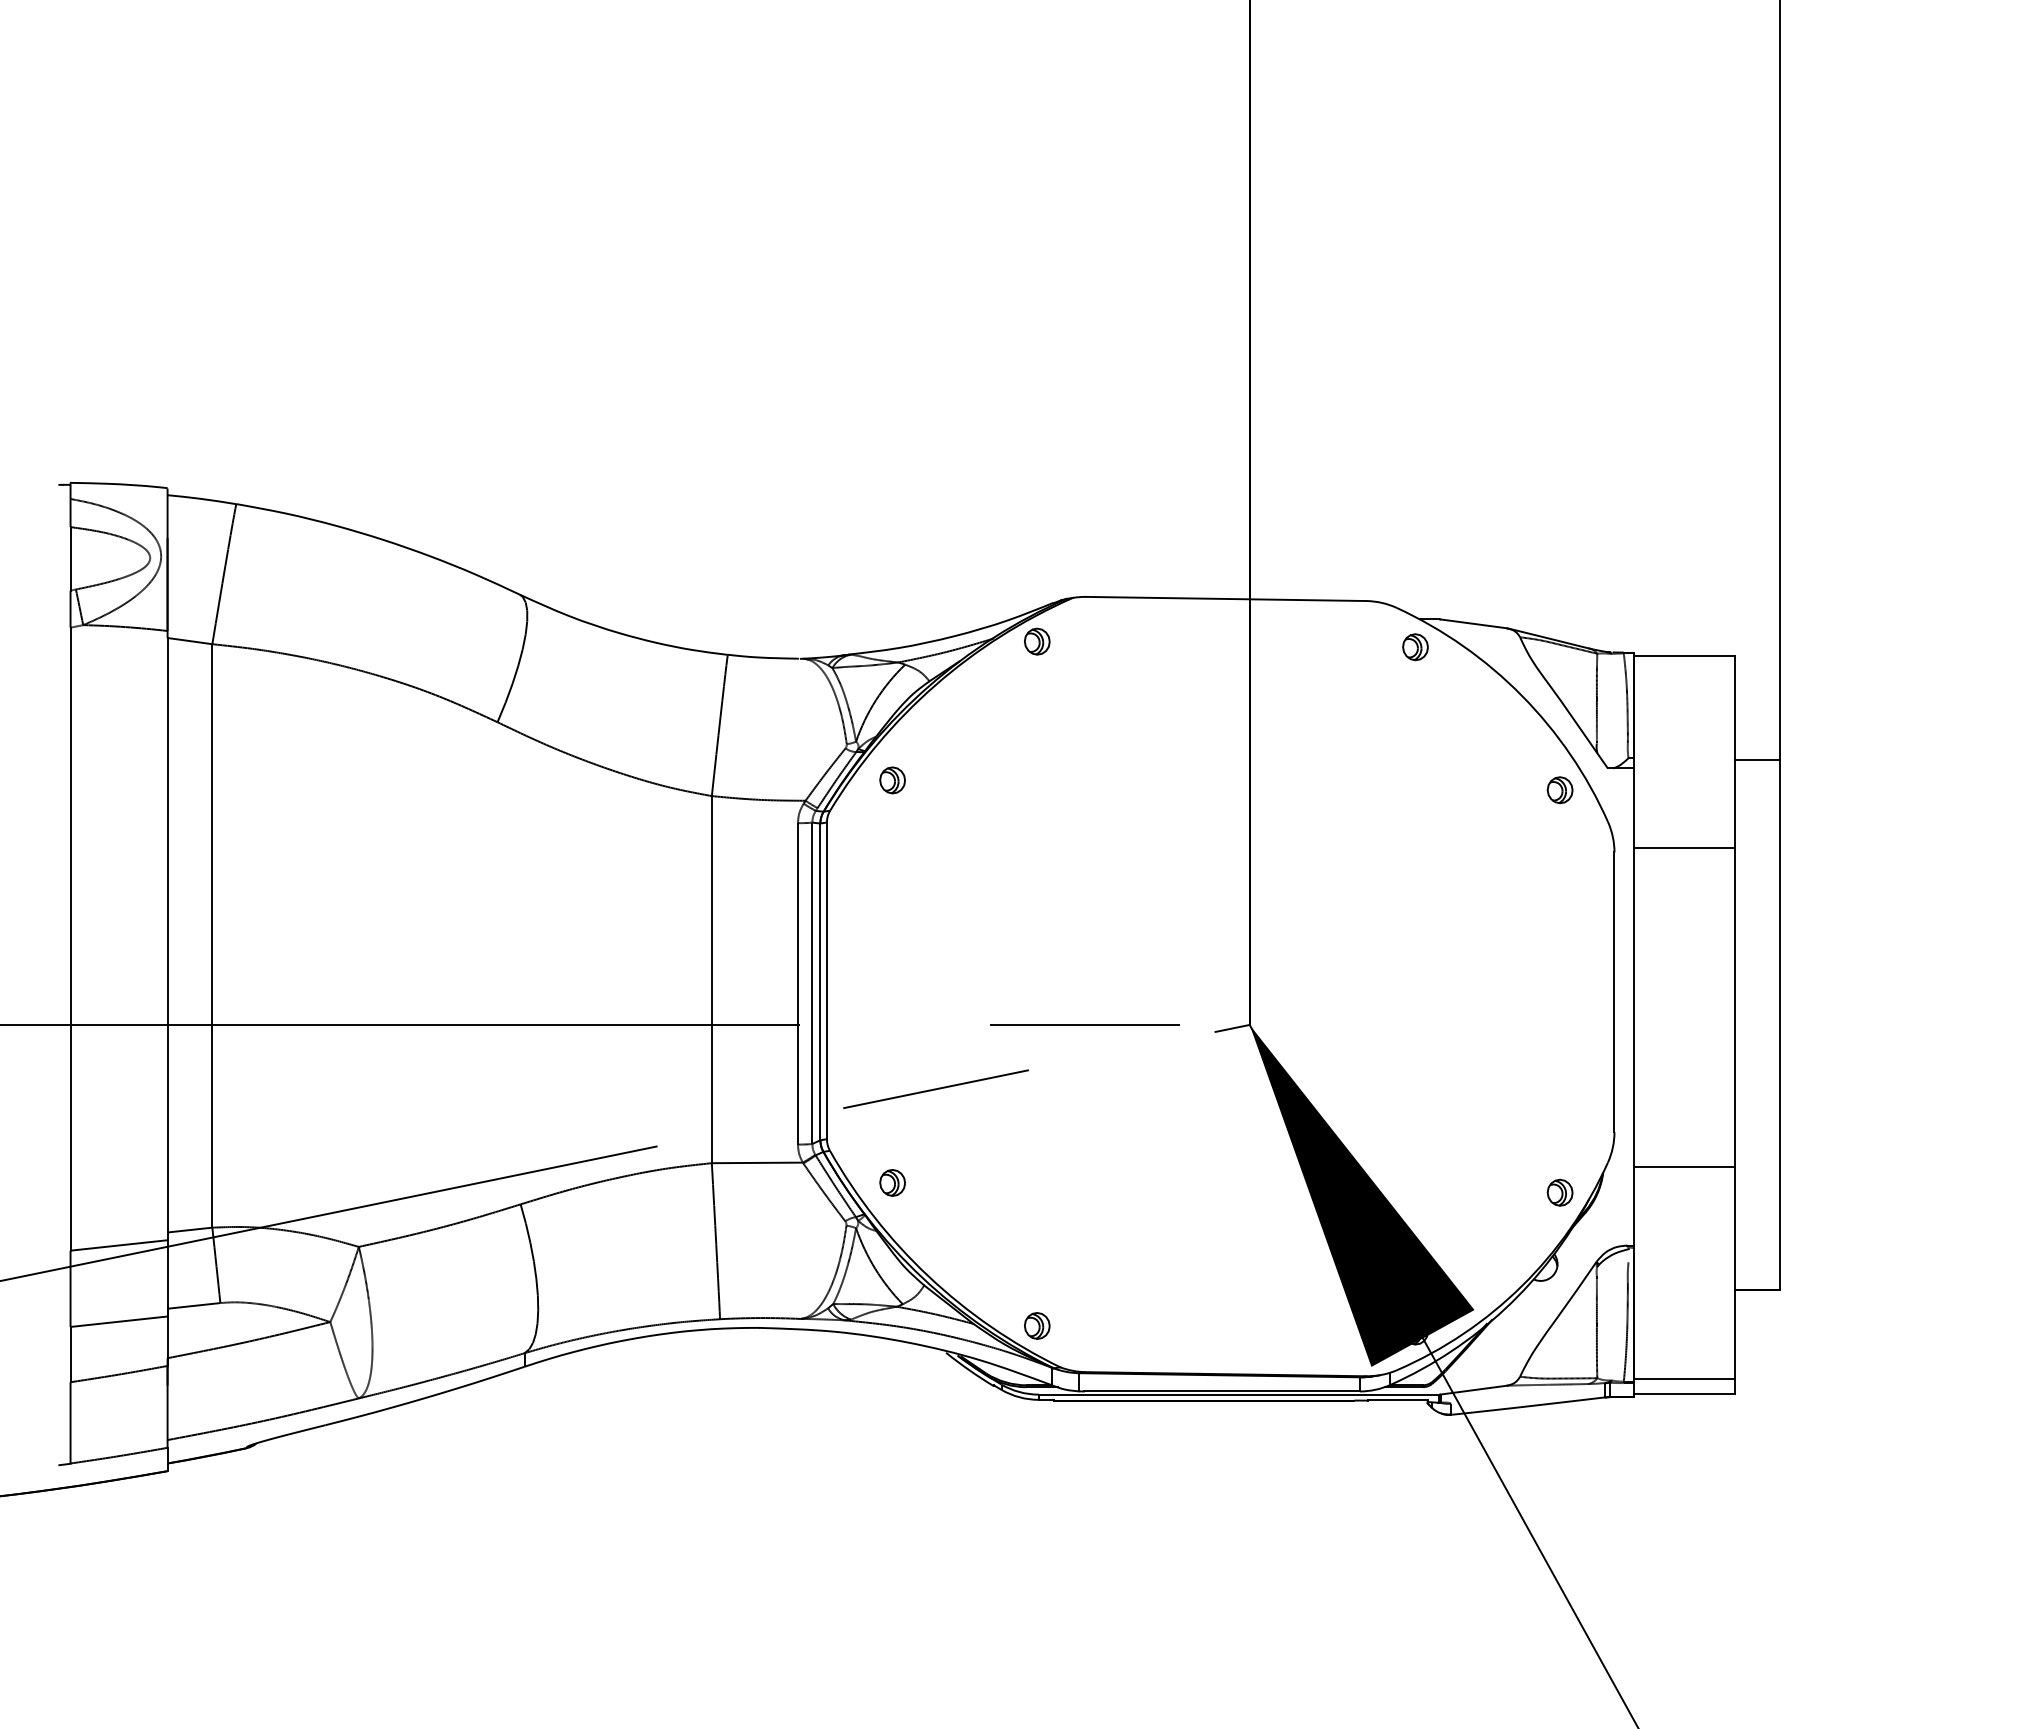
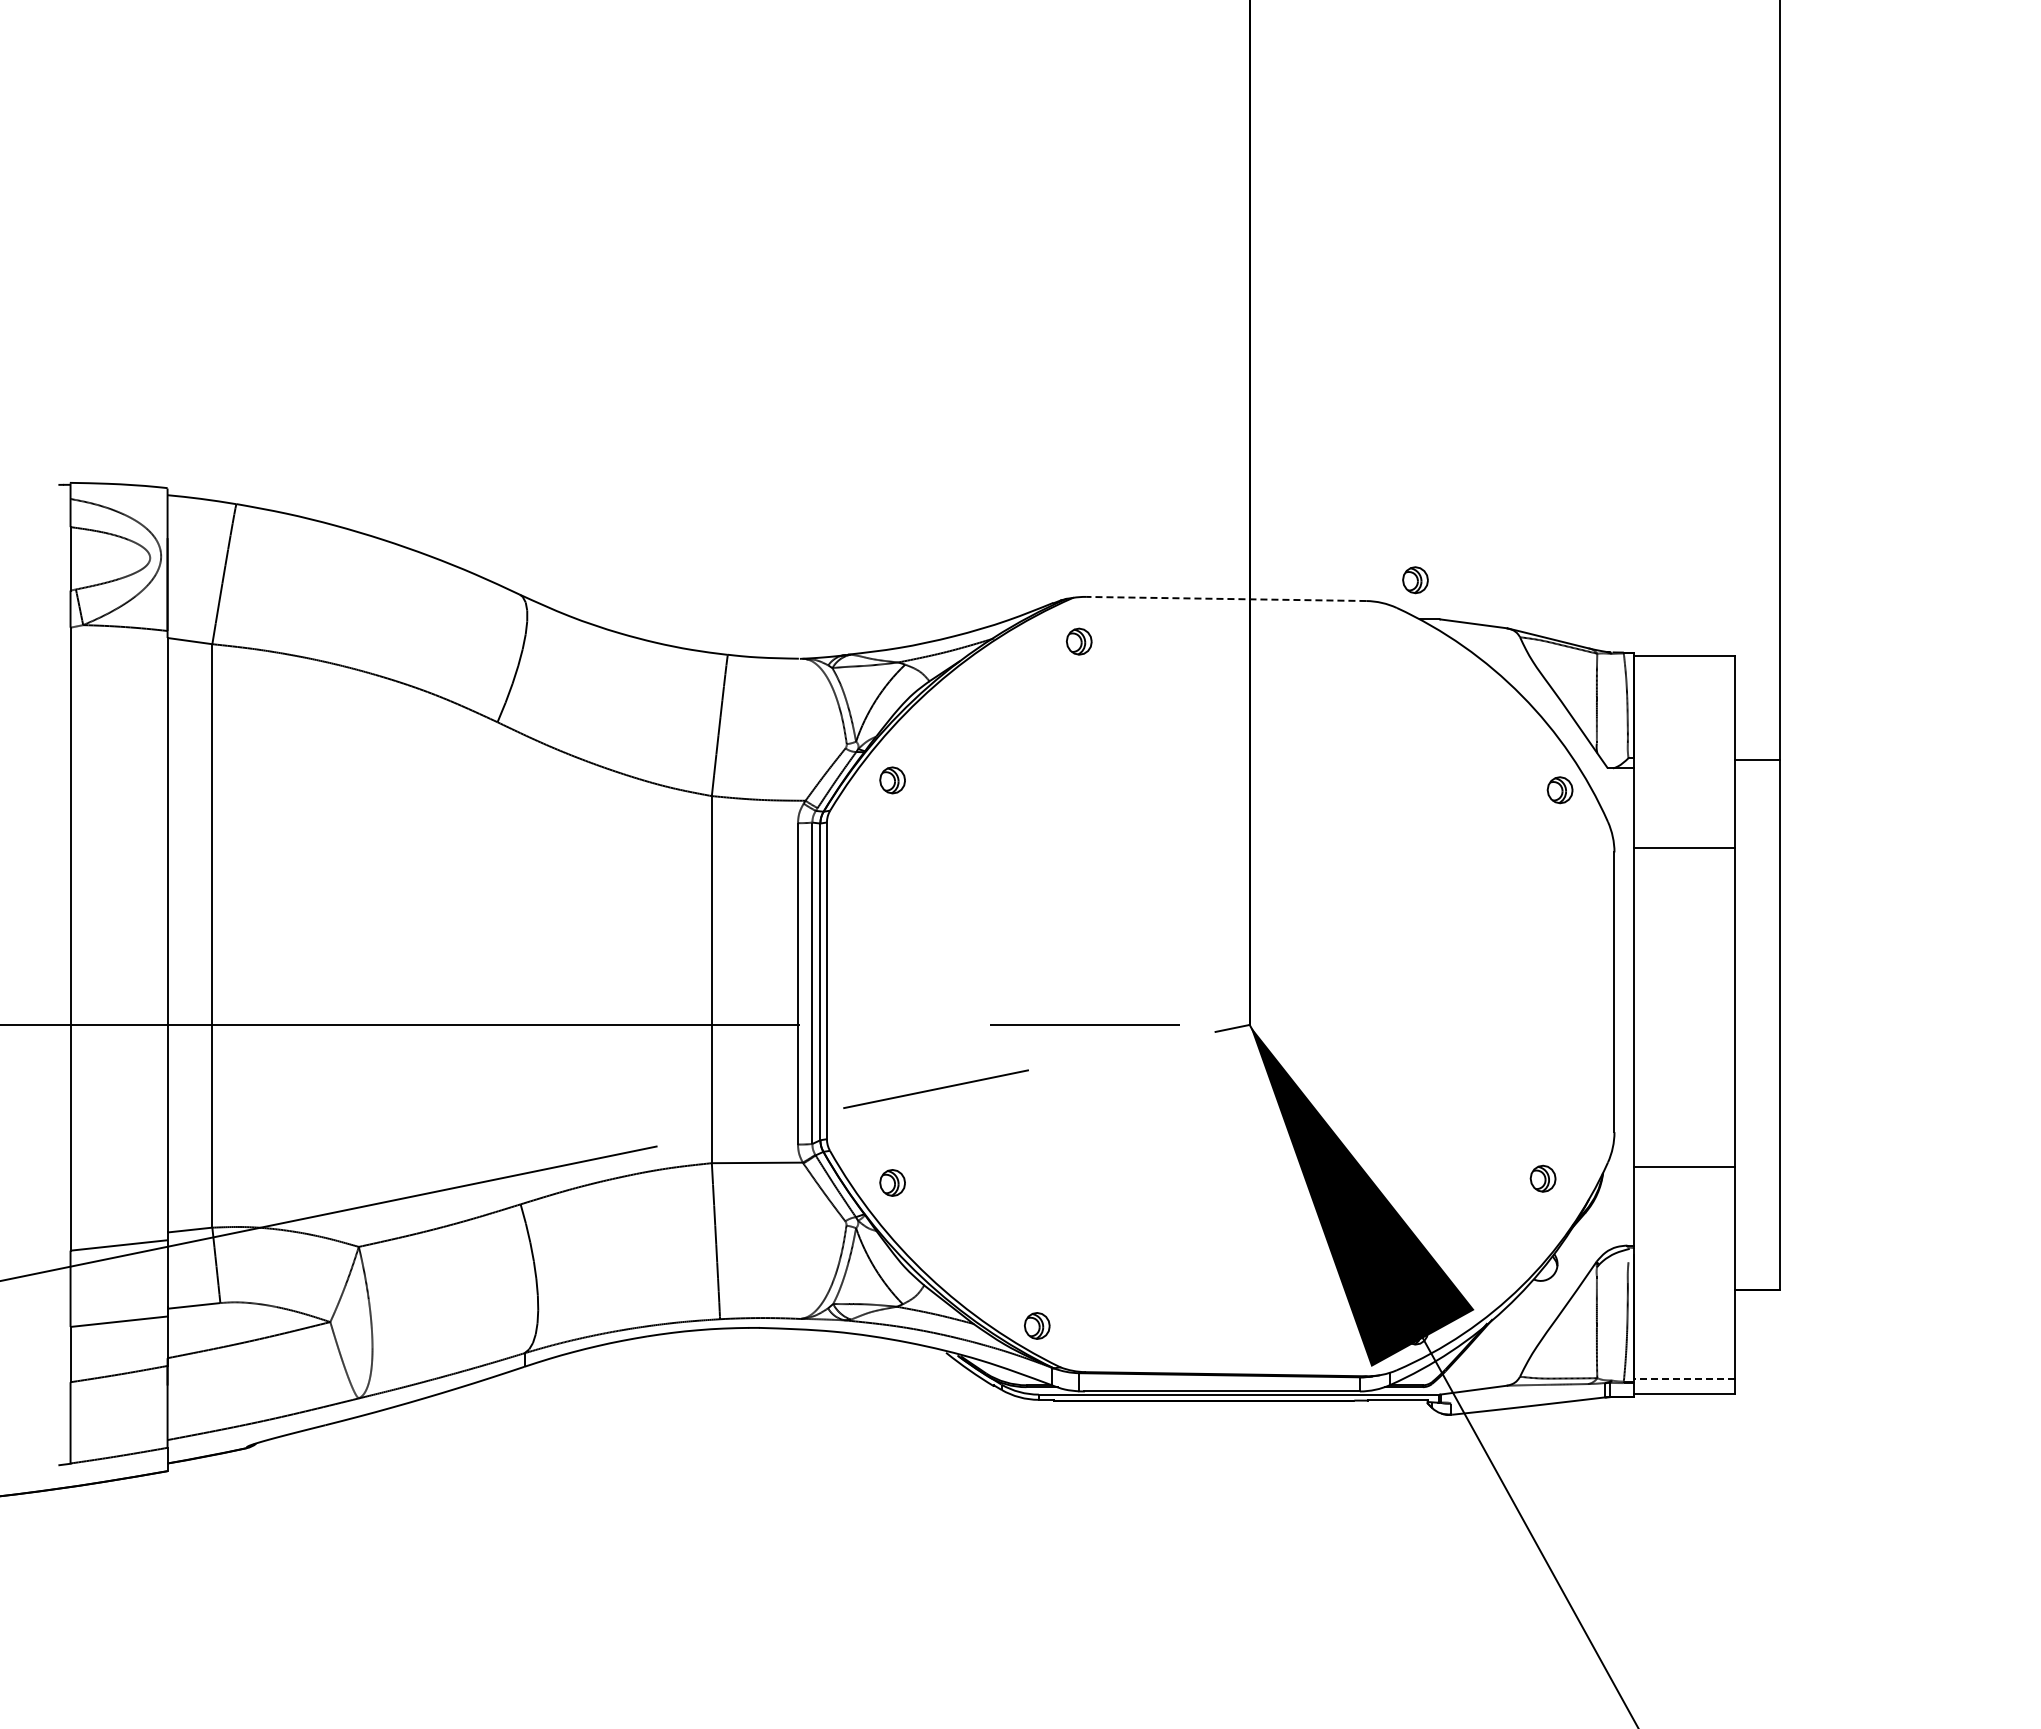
line: solid -> dashed (1225, 598)
part position: (1036, 641) -> (1078, 641) (1078, 641)
part position: (1415, 647) -> (1415, 580) (1415, 580)
part position: (1559, 1192) -> (1542, 1178) (1542, 1178)
line: solid -> dashed (1683, 1378)
